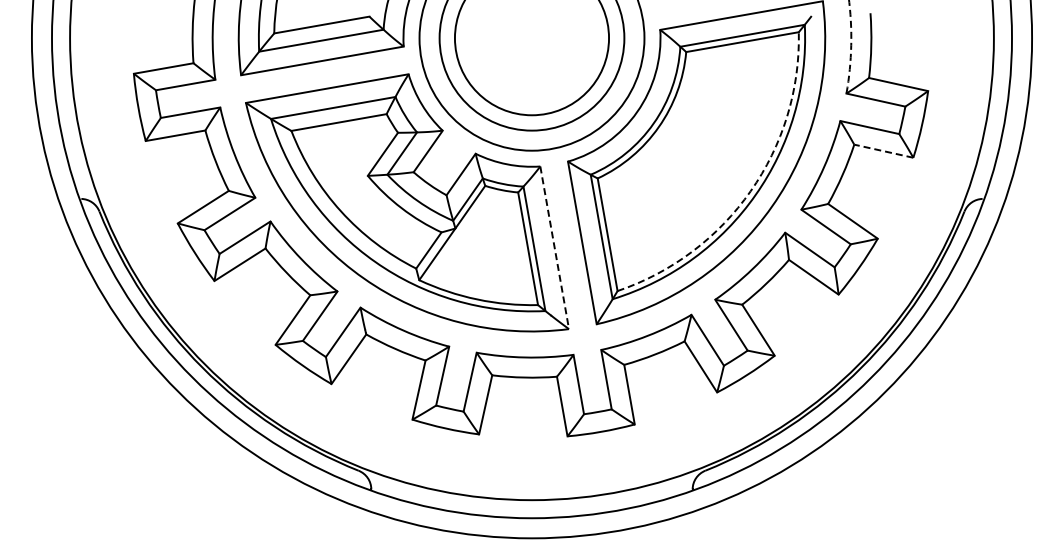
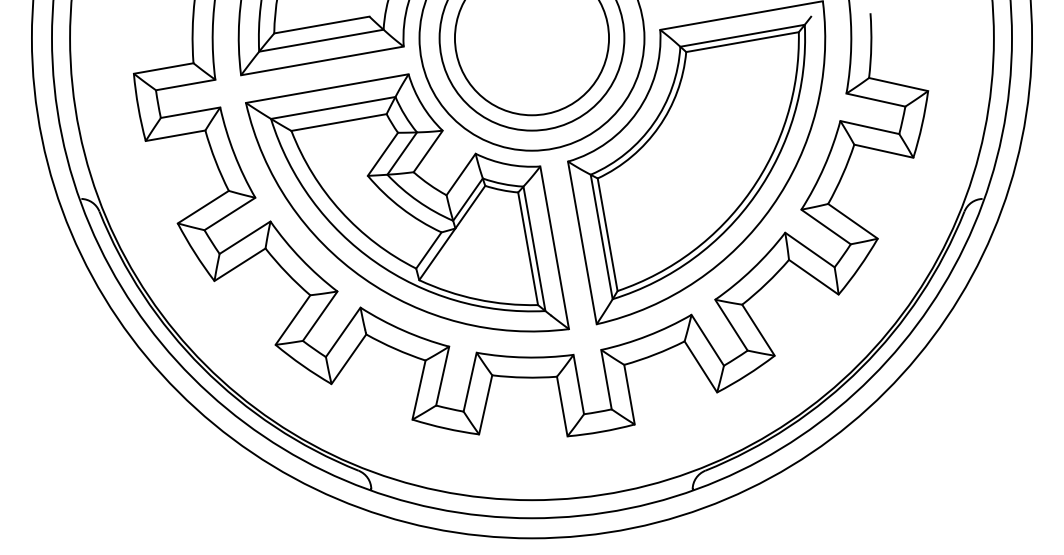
arc: dashed -> solid (851, 46)
line: dashed -> solid (883, 151)
arc: dashed -> solid (750, 191)
line: dashed -> solid (554, 247)
